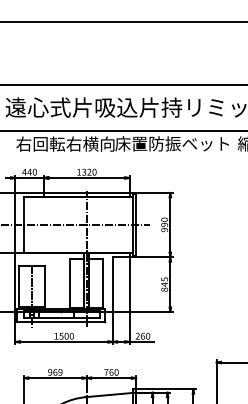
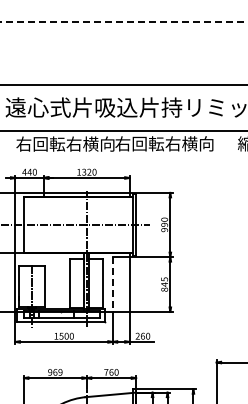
line: solid -> dashed (124, 21)
text: 床置防振ベット -> 右回転右横向 (171, 143)
line: solid -> dashed (112, 285)
